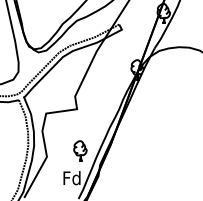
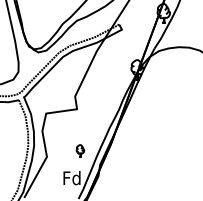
part size: 15x22 px -> 11x14 px (80, 150)
